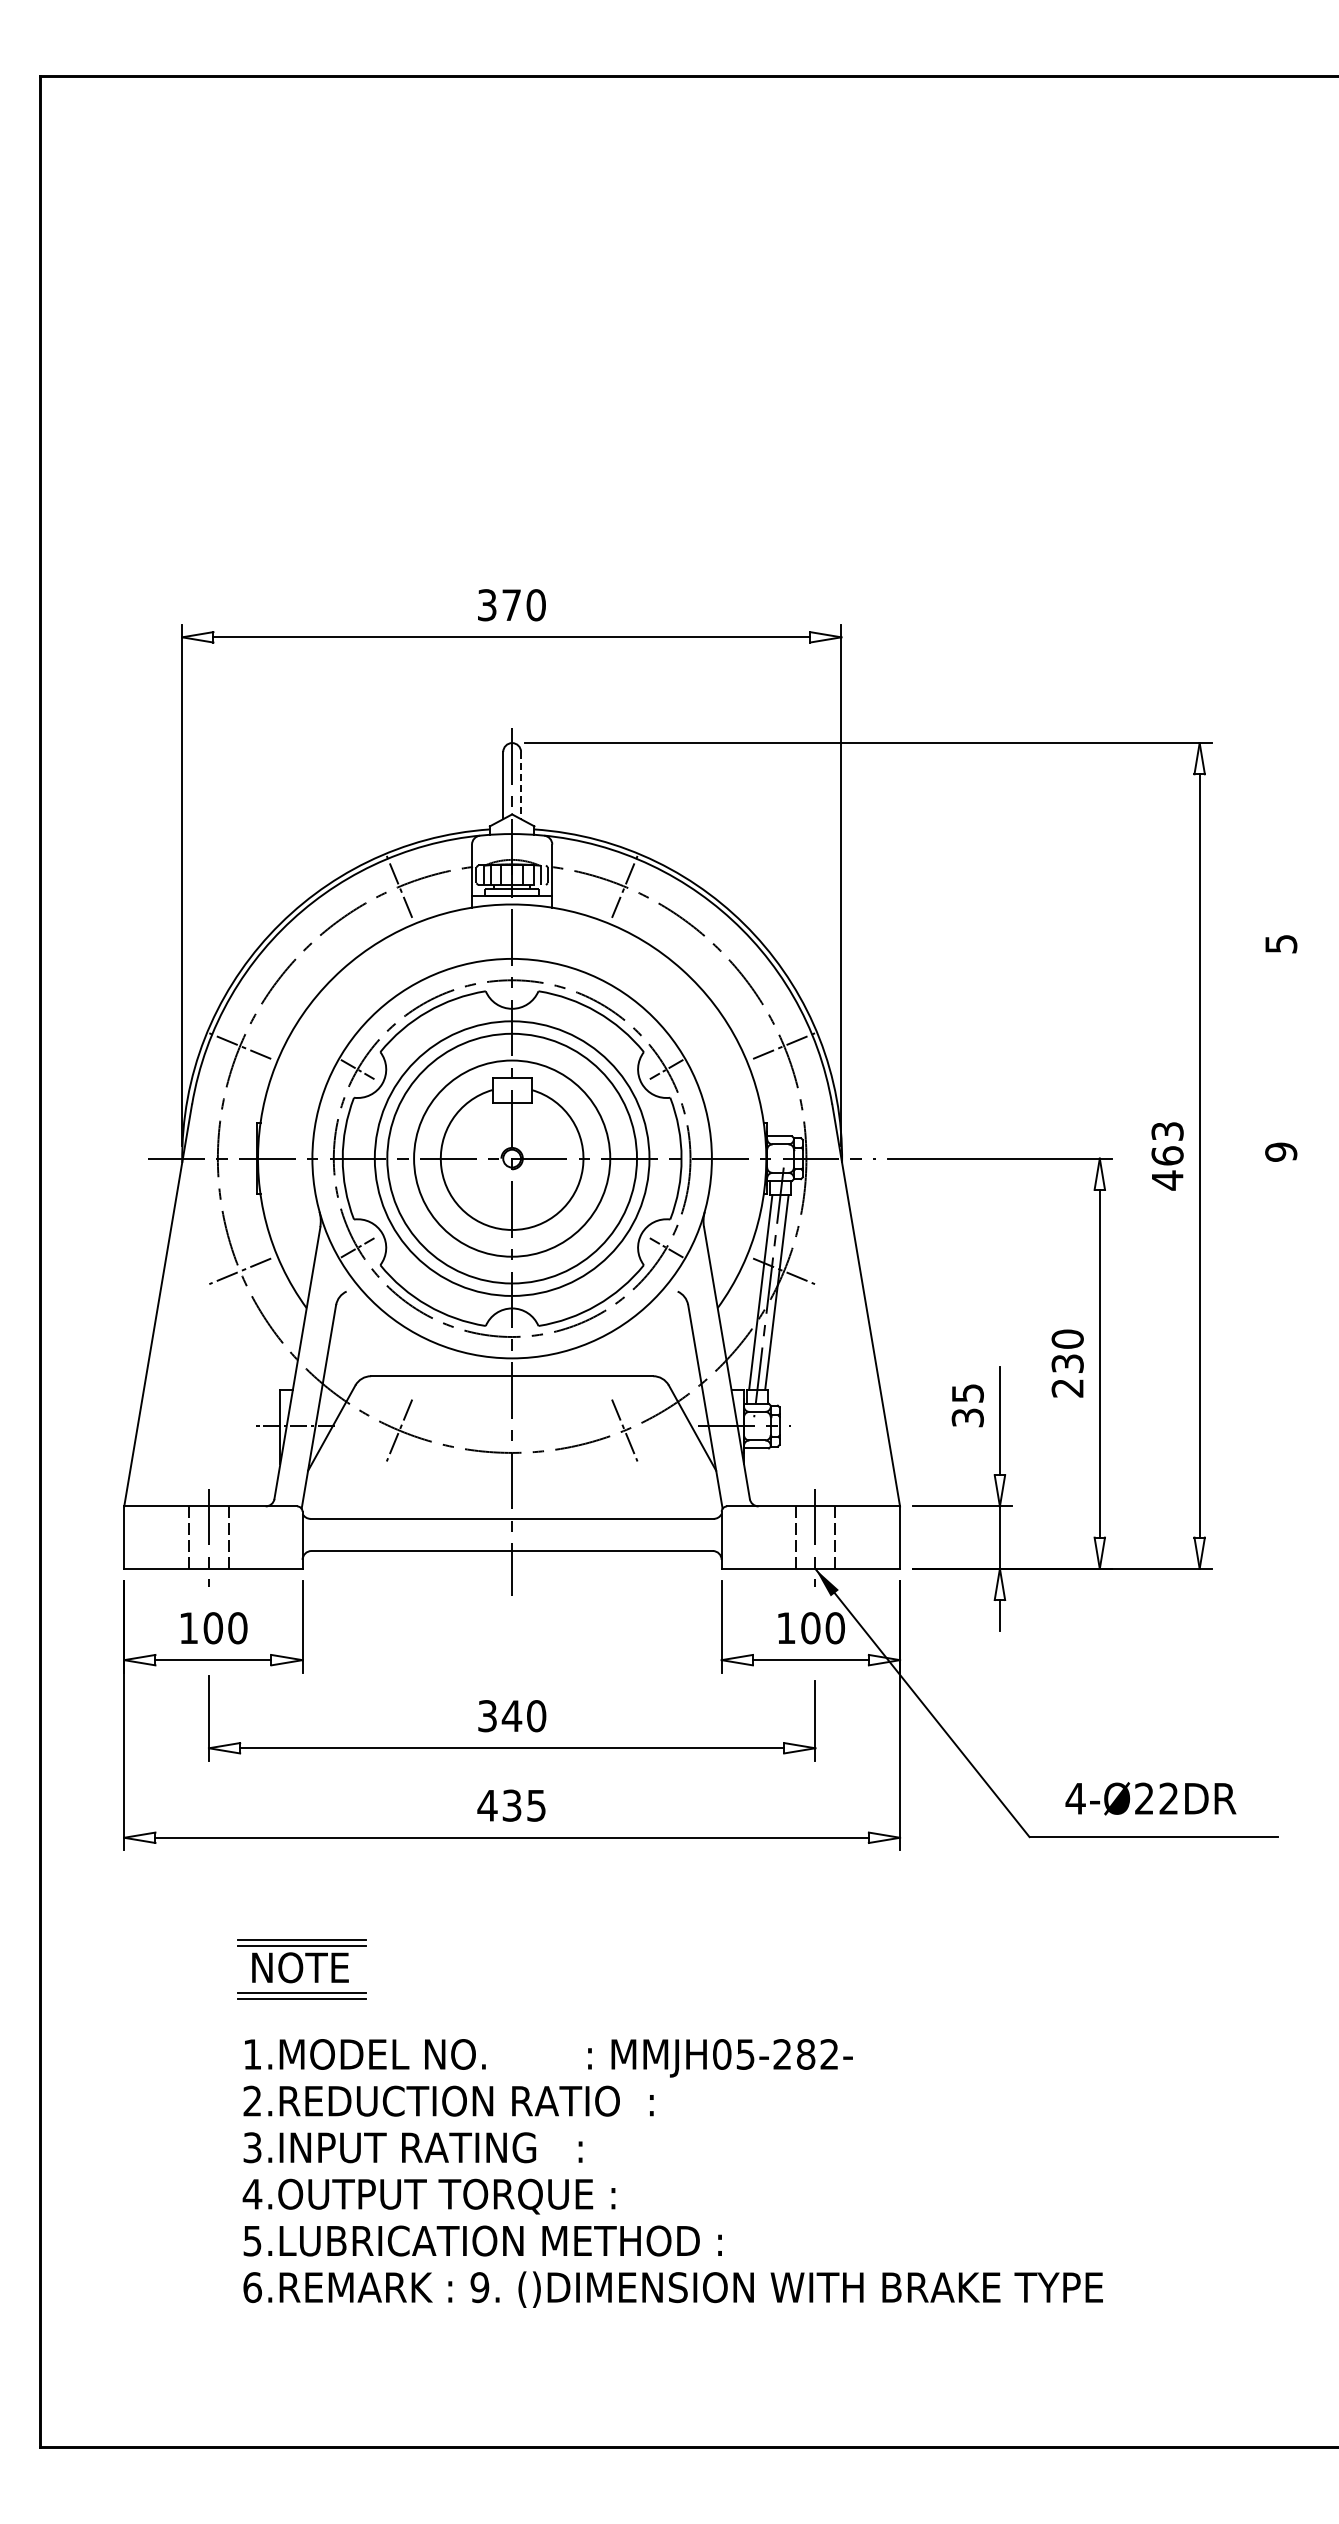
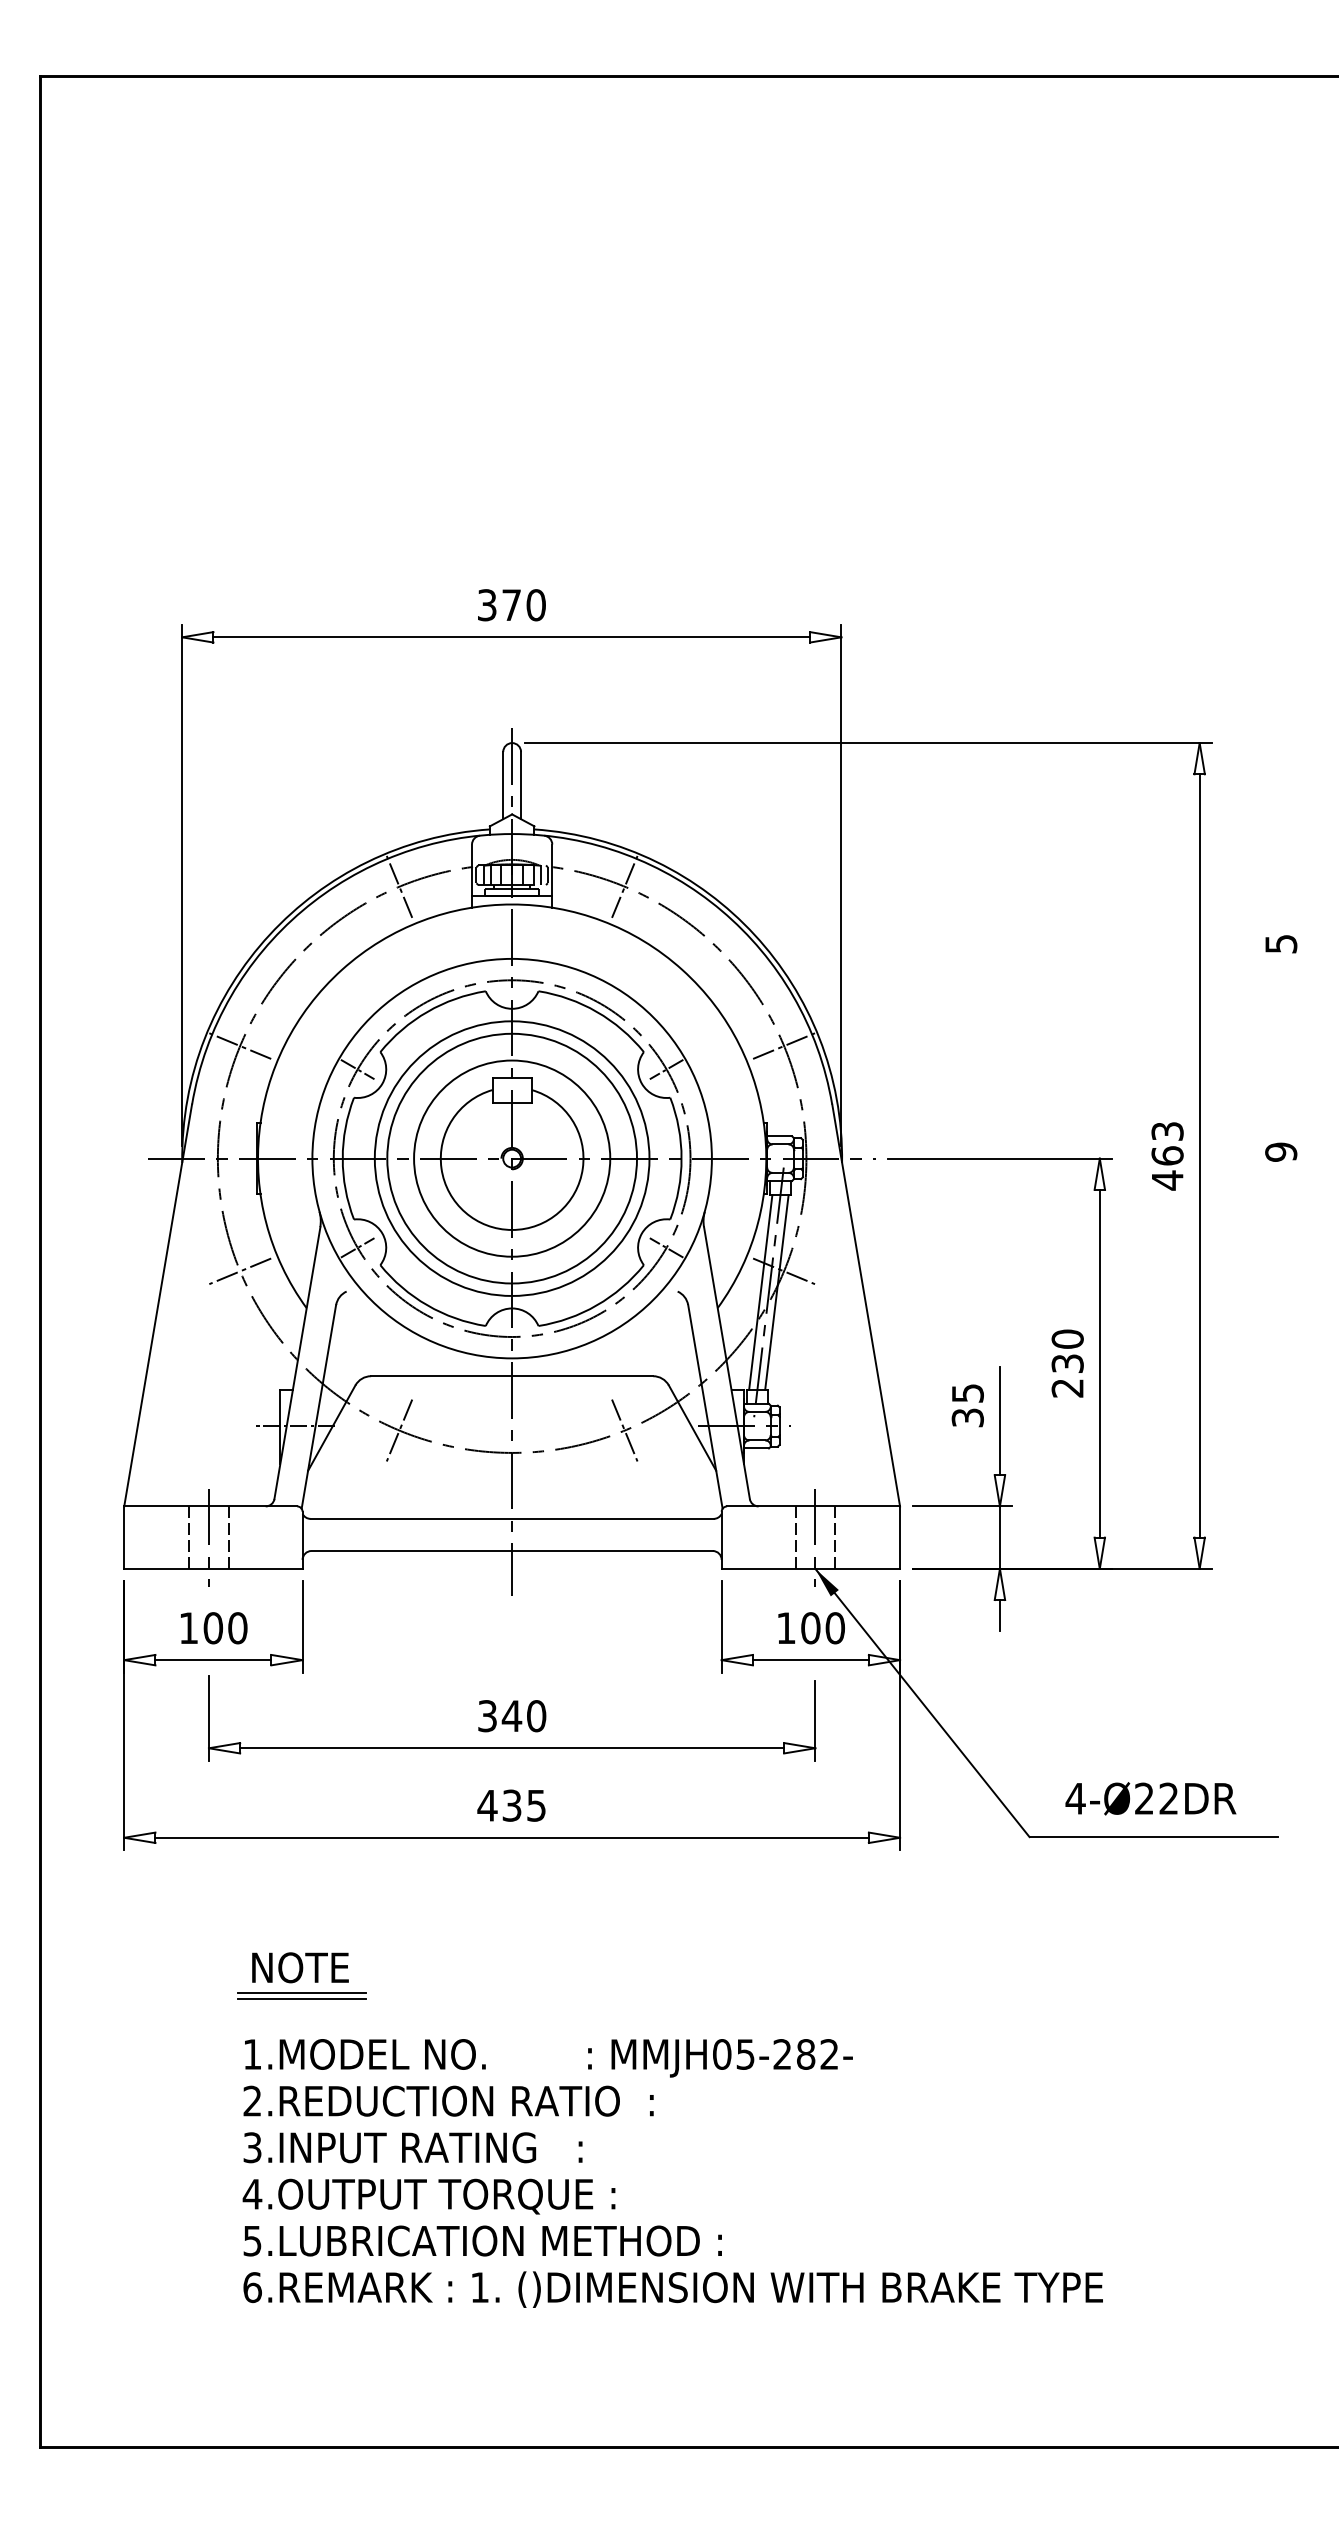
line: dashed -> solid (521, 785)
part: present -> none (301, 1942)
text: 9. -> 1. (479, 2287)
